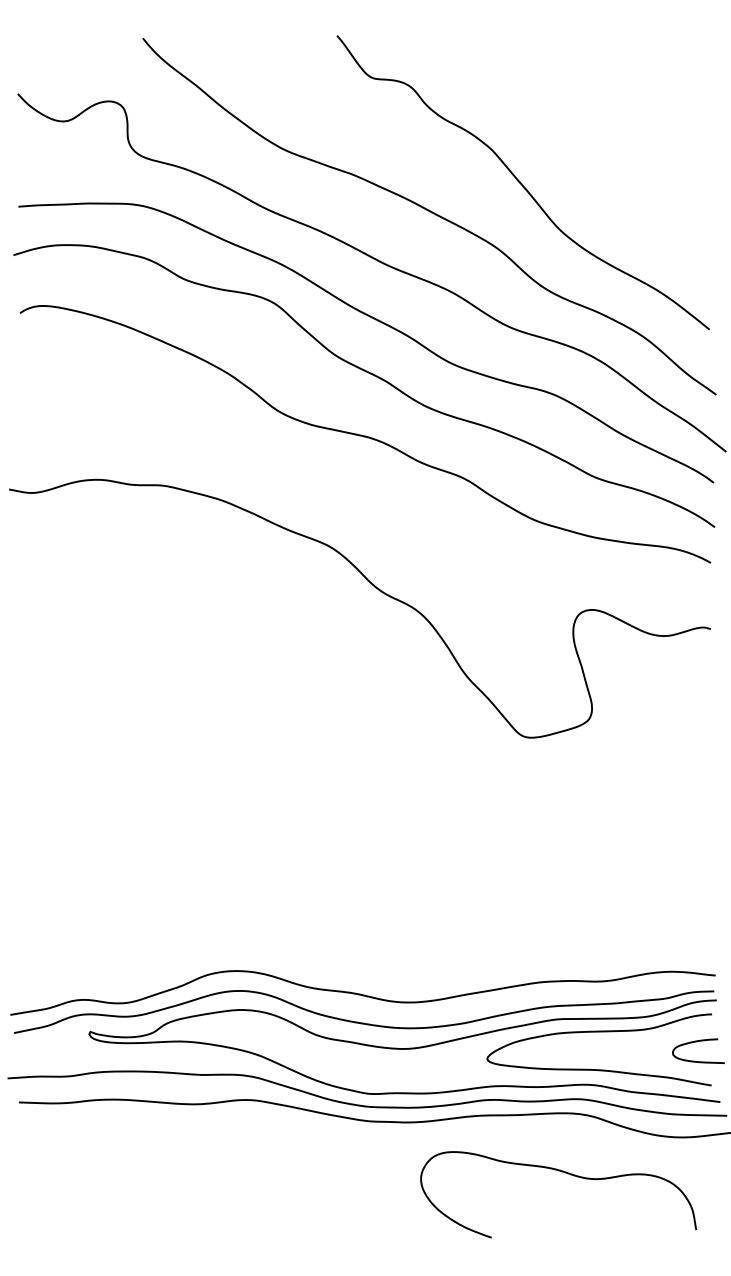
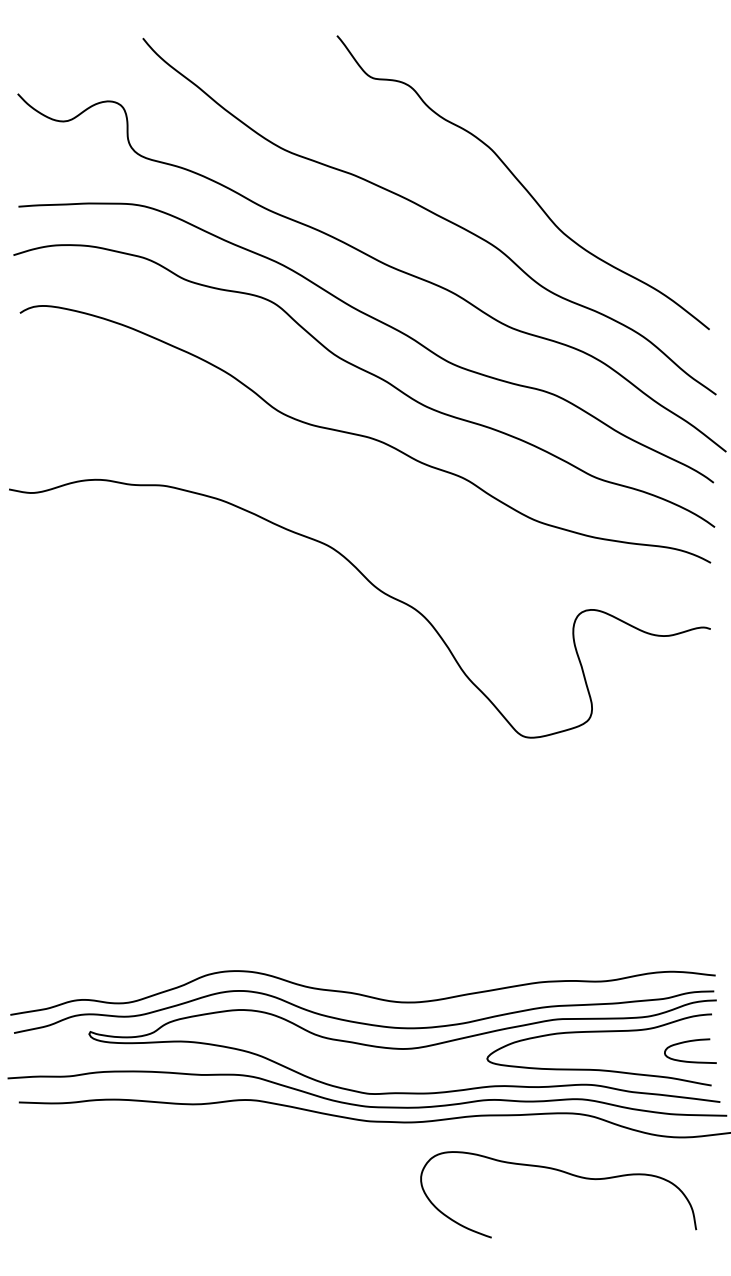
curve position: (697, 1042) -> (689, 1042) (689, 1042)
